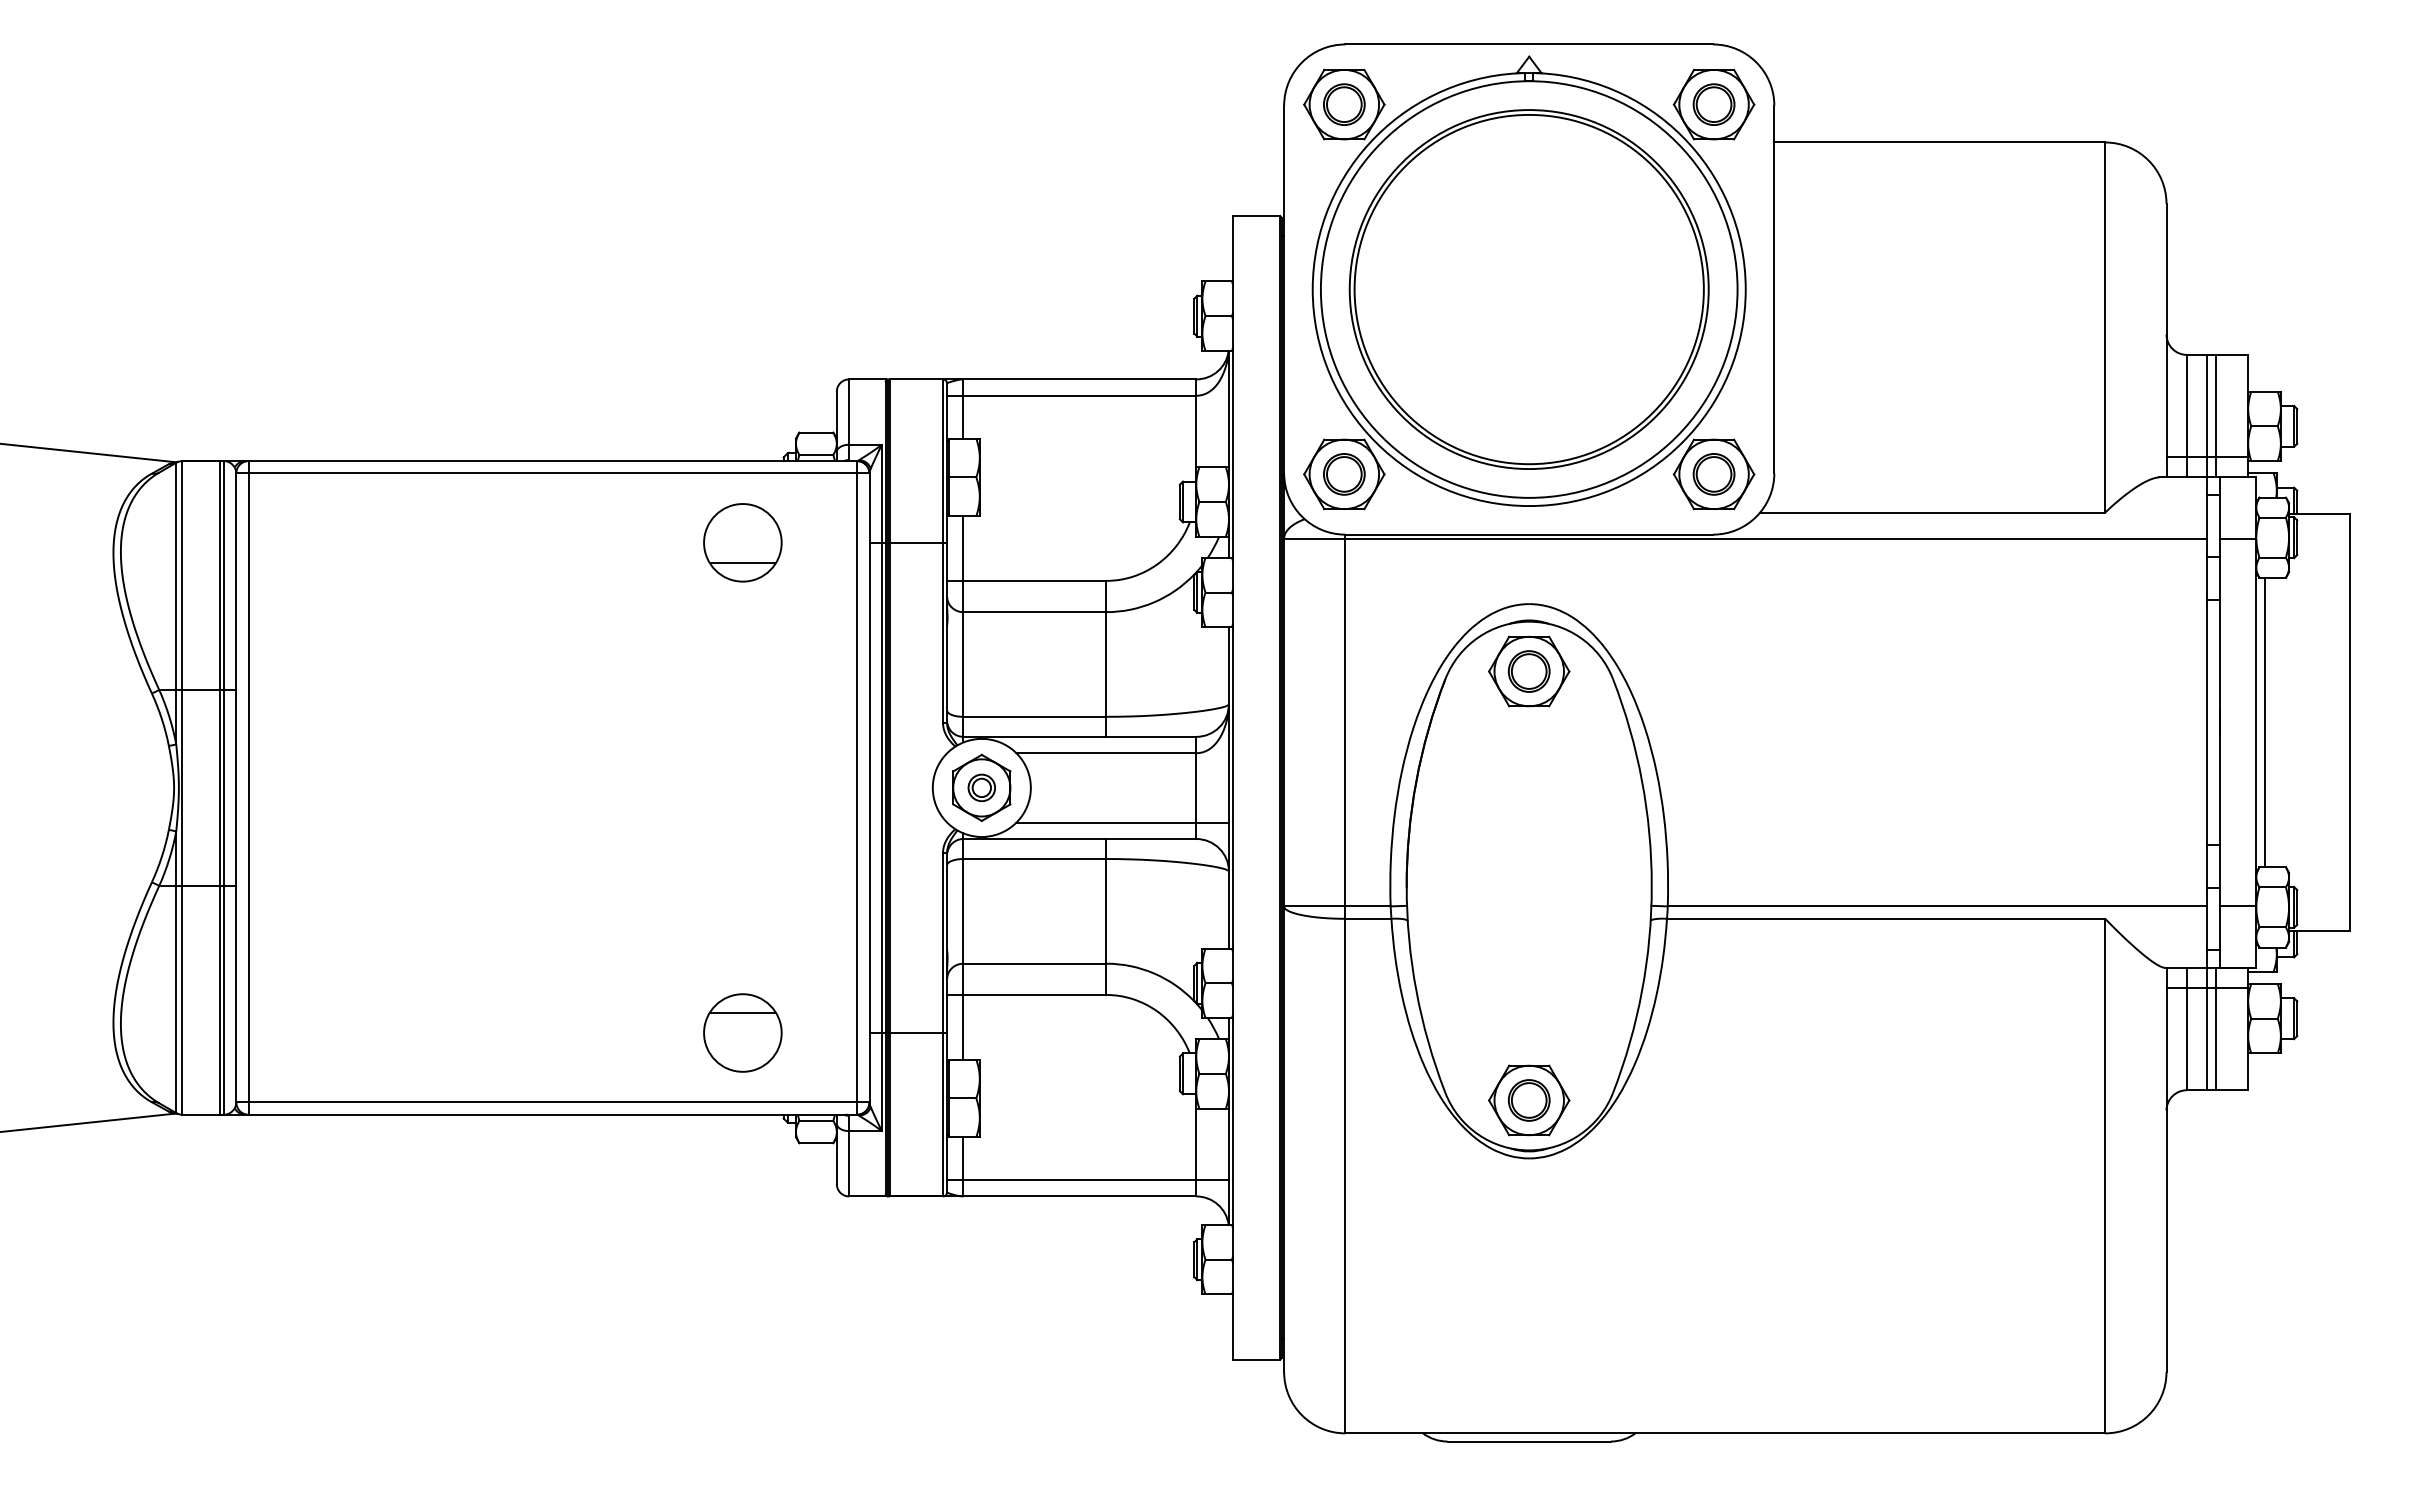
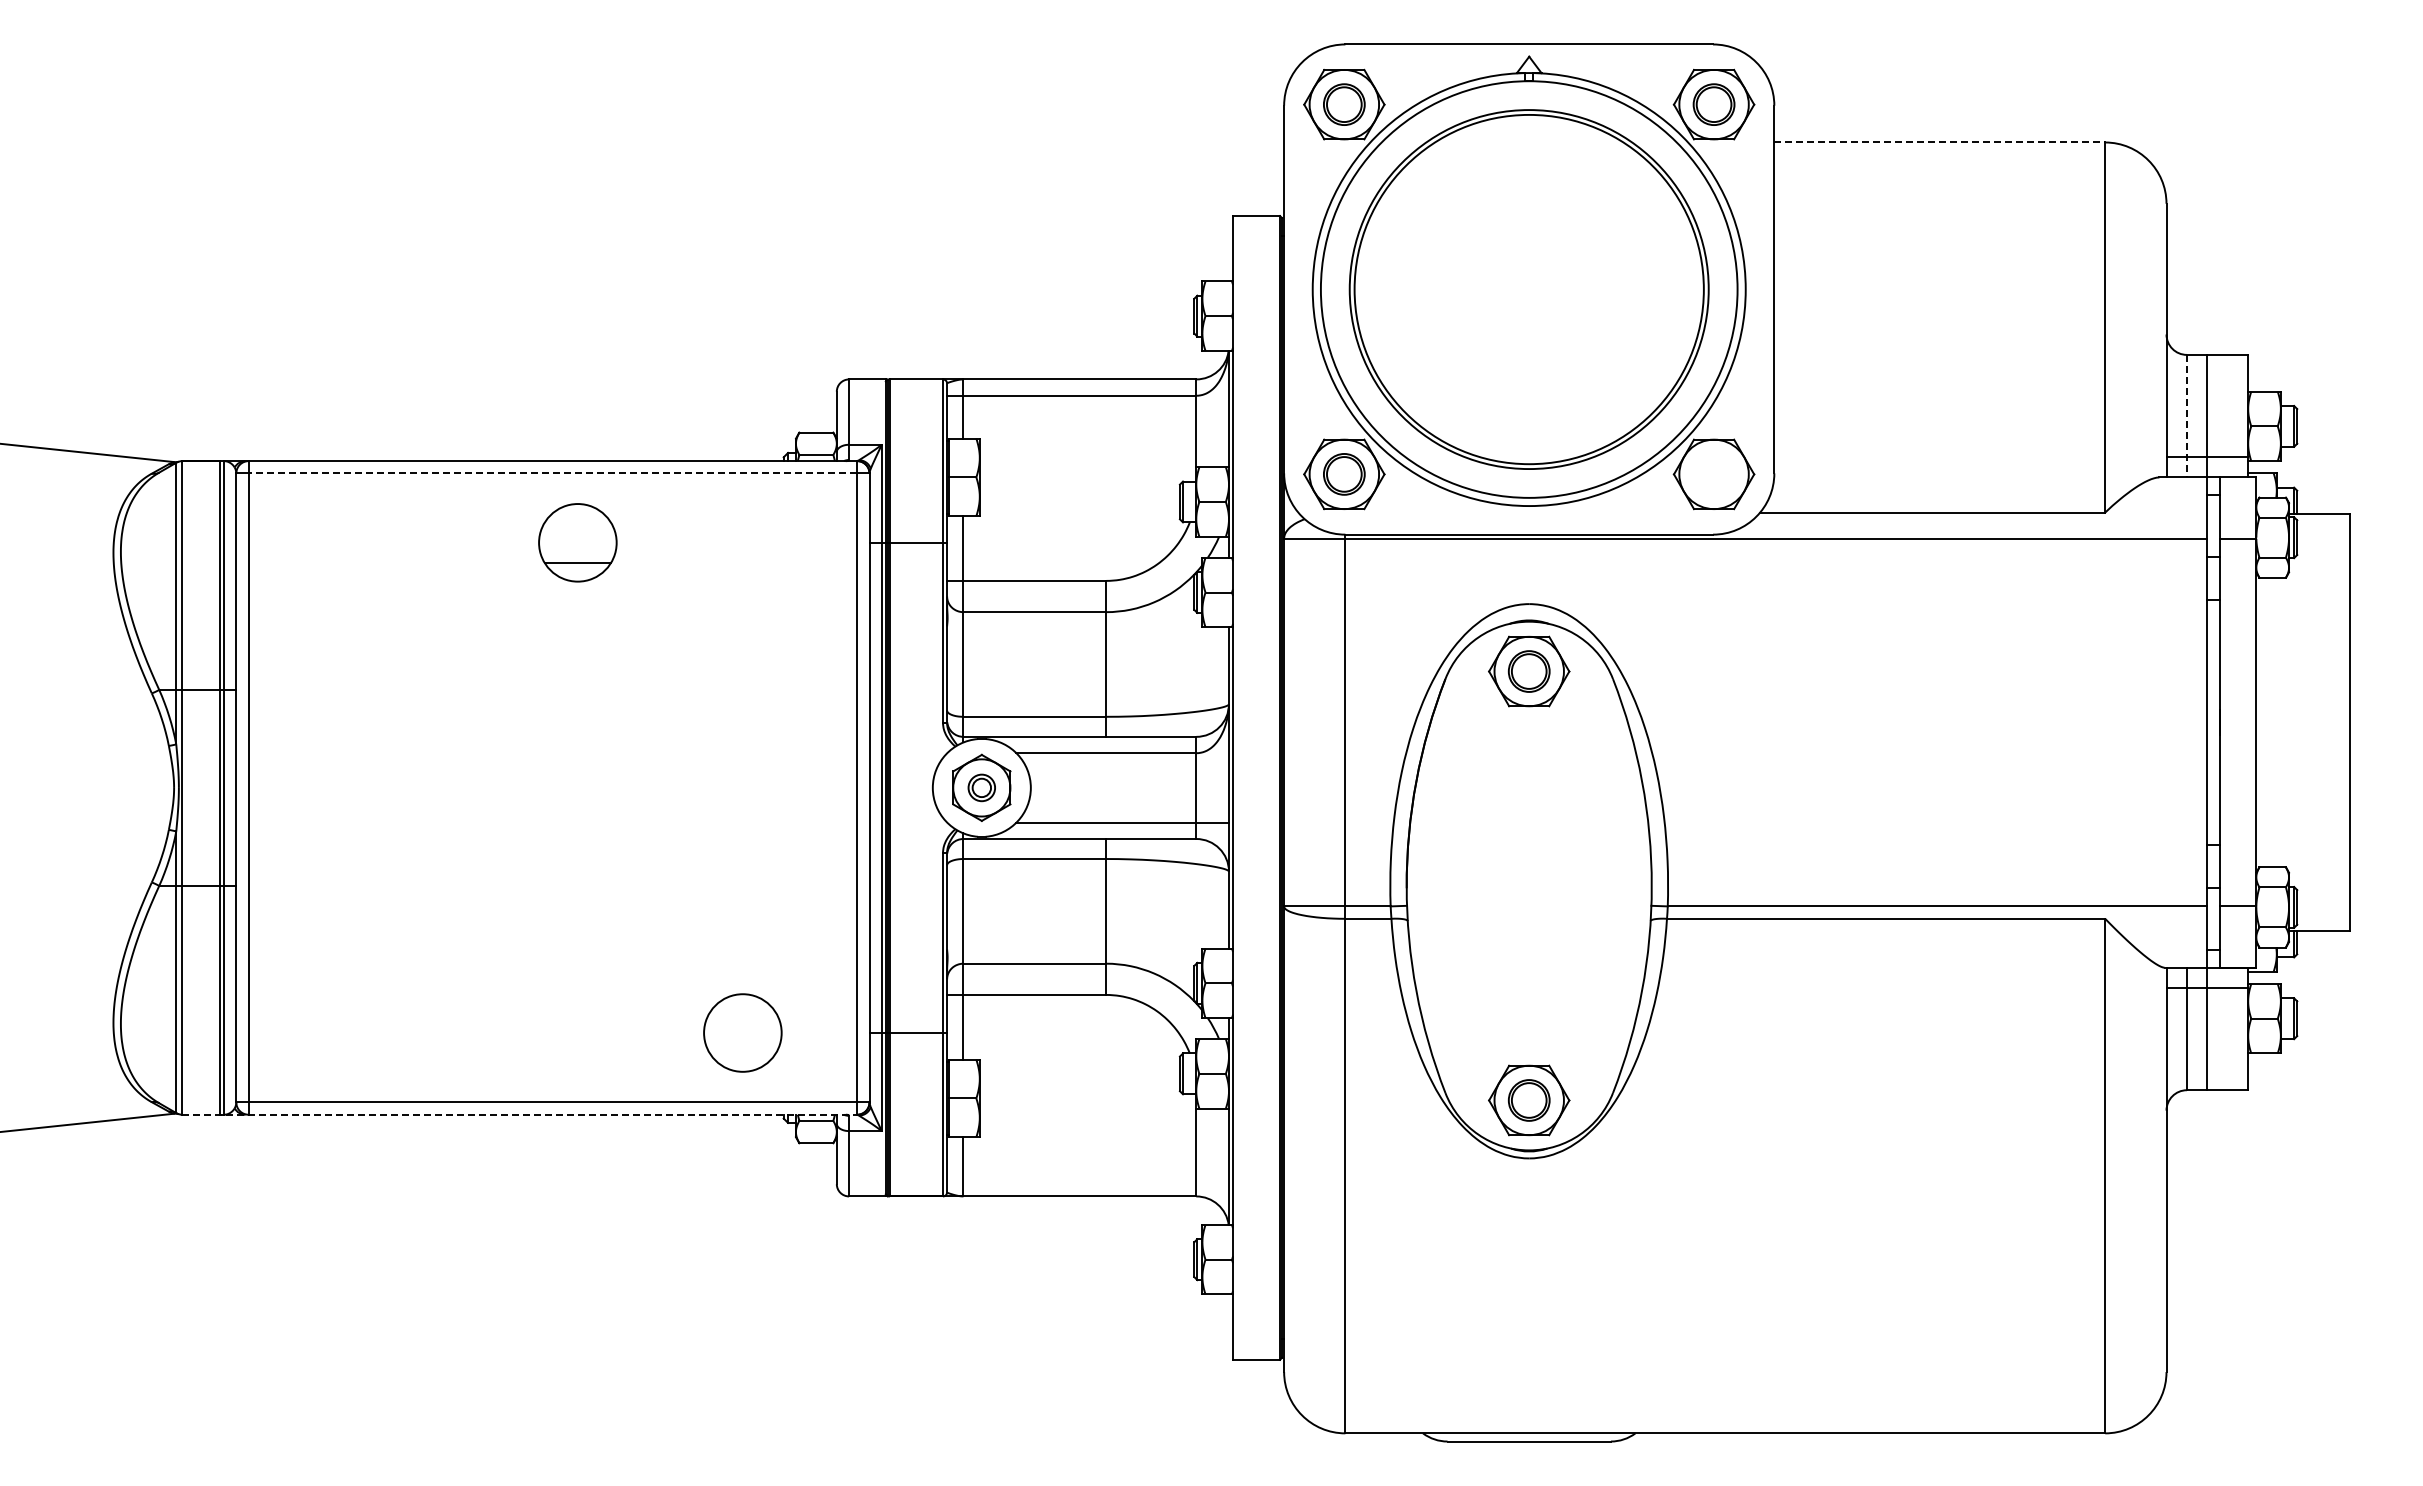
line: solid -> dashed (1940, 142)
line: present -> none (2215, 415)
line: solid -> dashed (2186, 416)
line: solid -> dashed (552, 473)
part: present -> none (1713, 474)
part position: (742, 542) -> (577, 542) (577, 542)
line: present -> none (2264, 722)
line: present -> none (742, 1012)
line: present -> none (2215, 1028)
line: solid -> dashed (520, 1114)
line: present -> none (1087, 1180)
